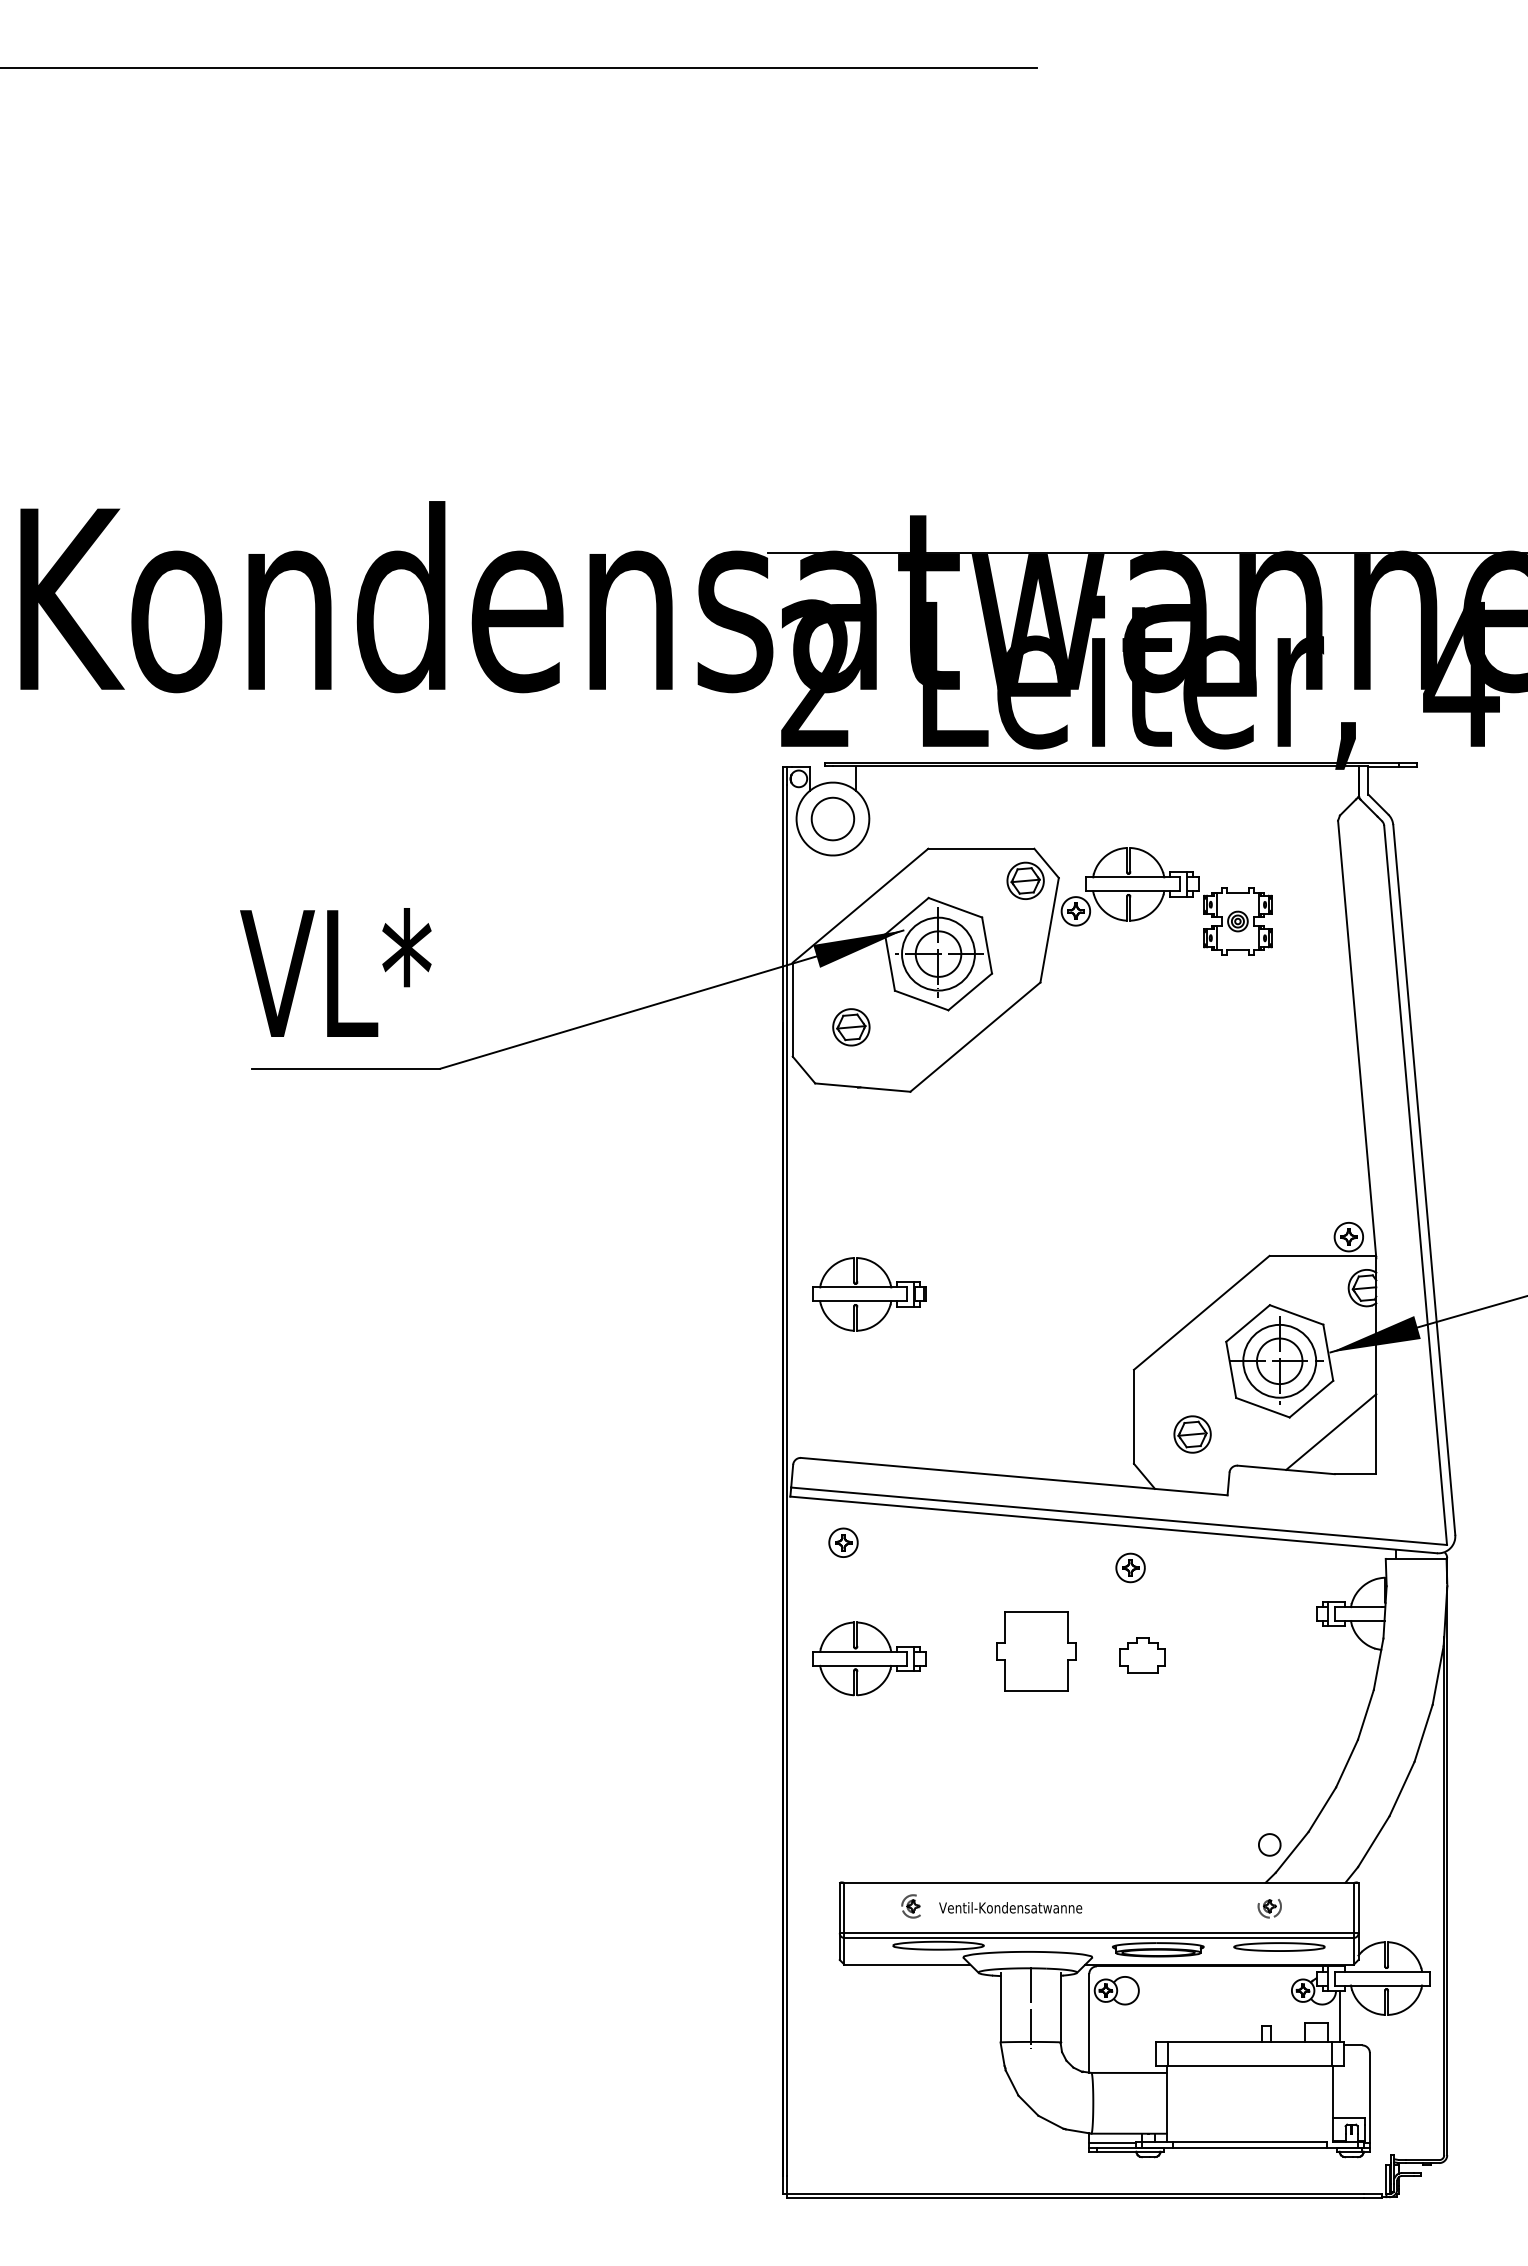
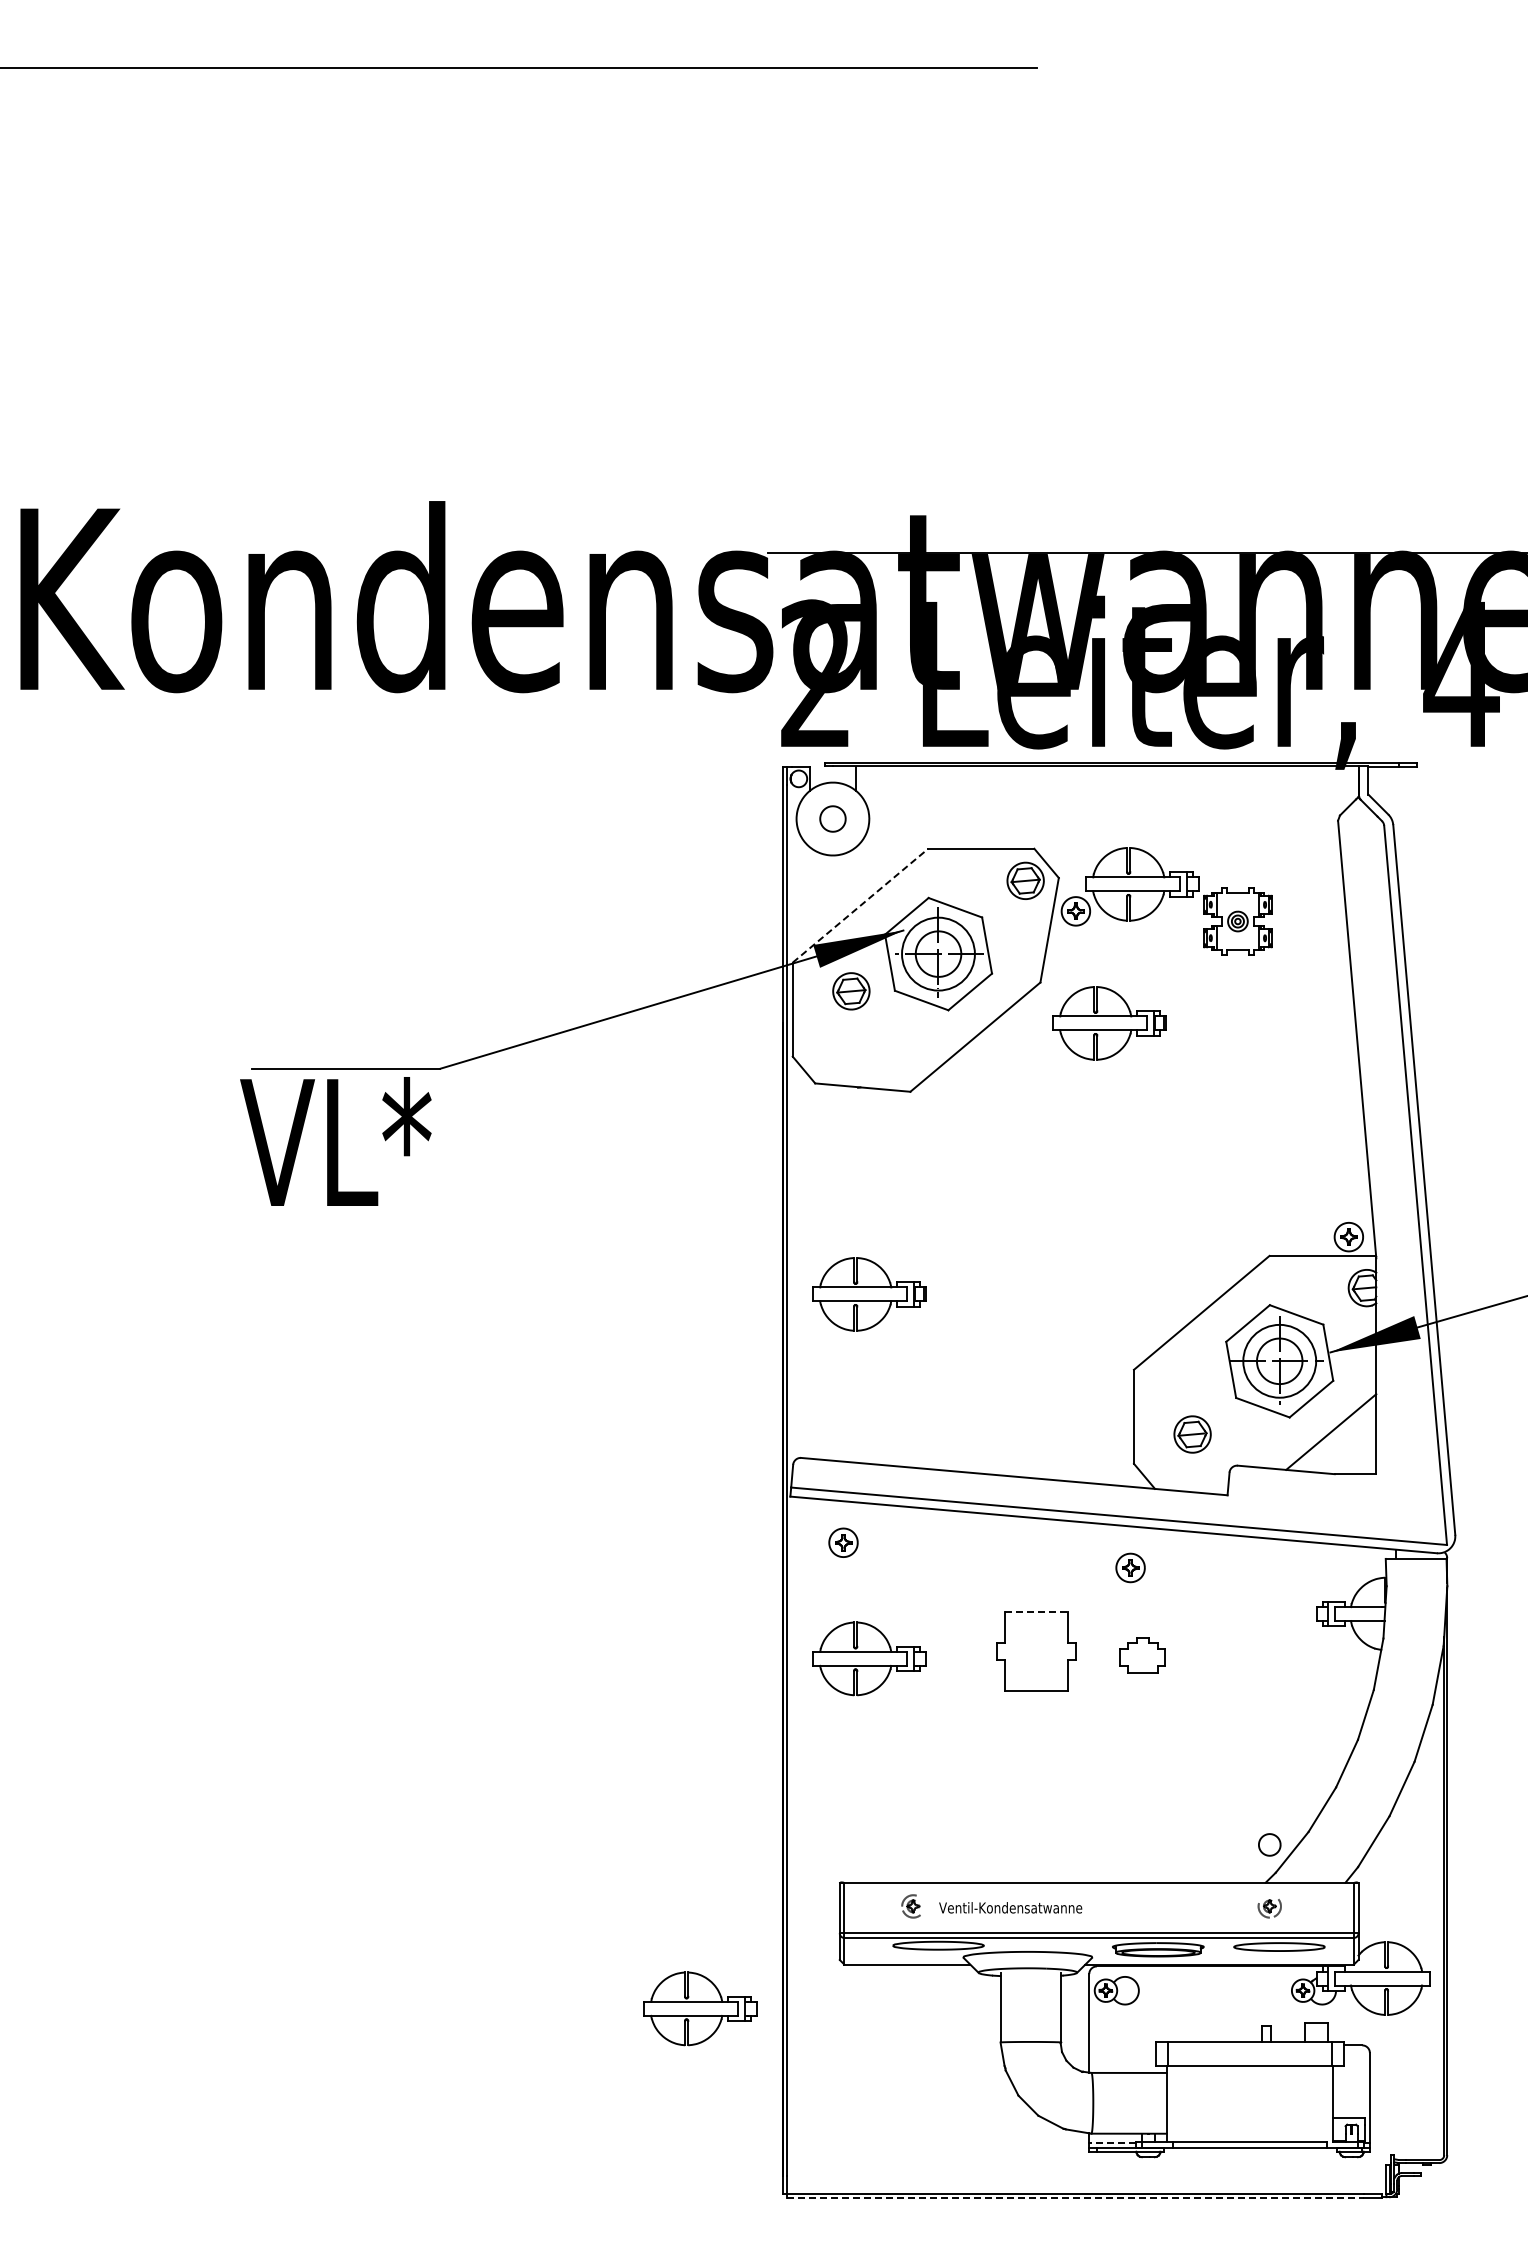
part size: 46x46 px -> 28x28 px (832, 818)
line: solid -> dashed (860, 905)
text position: (335, 972) -> (335, 1141) (335, 1141)
part: none -> present (1109, 1023)
part position: (851, 1027) -> (851, 991) (851, 991)
line: solid -> dashed (1036, 1611)
line: present -> none (1030, 2007)
part: none -> present (700, 2008)
line: present -> none (1339, 2015)
line: solid -> dashed (1112, 2143)
line: solid -> dashed (1075, 2198)
